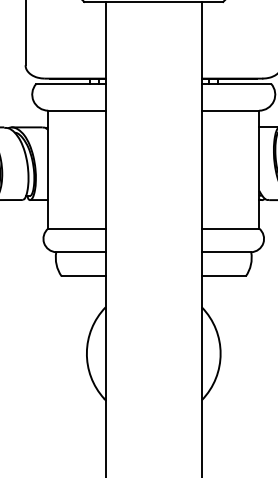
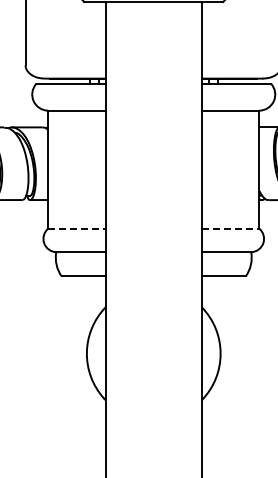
line: solid -> dashed (76, 228)
line: solid -> dashed (230, 228)
